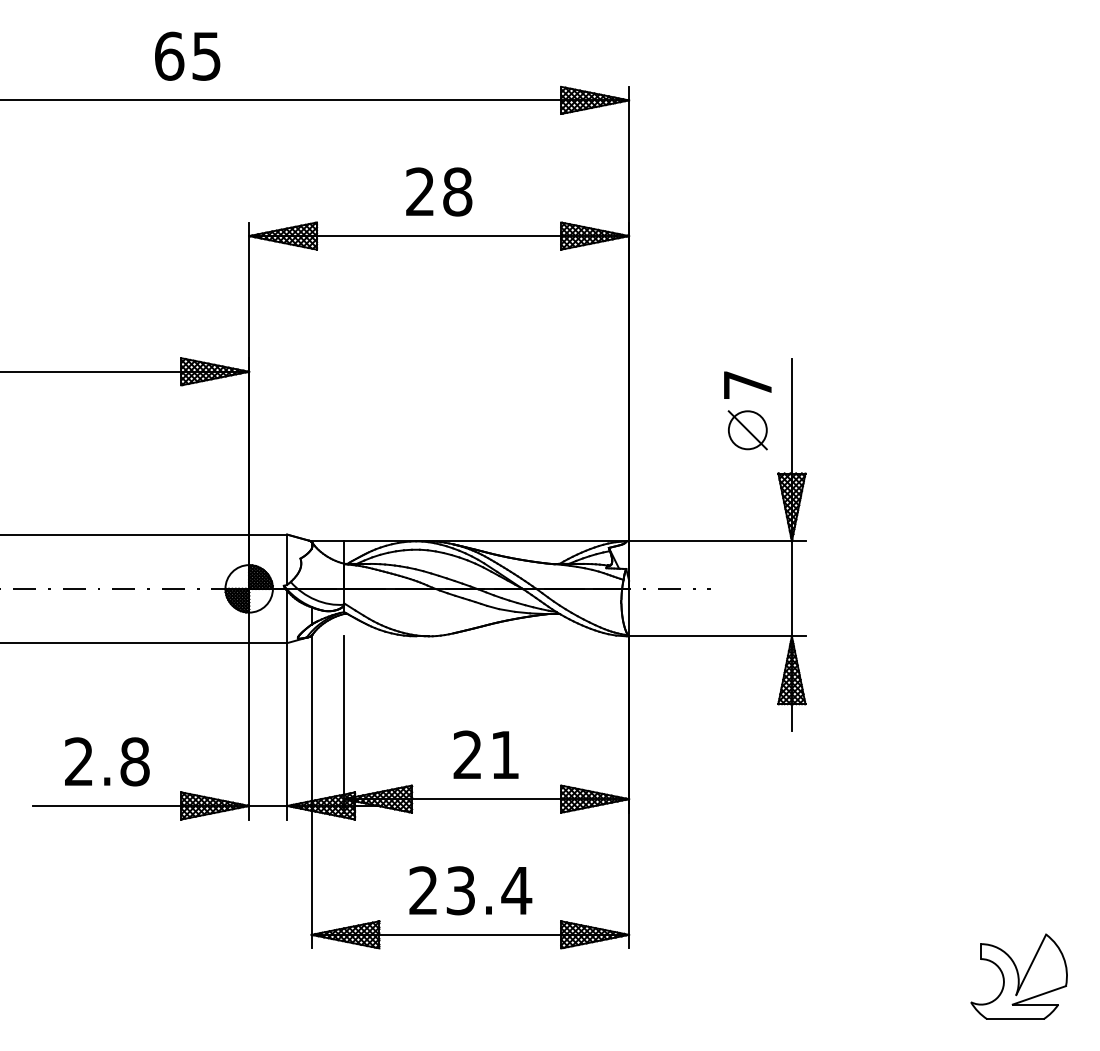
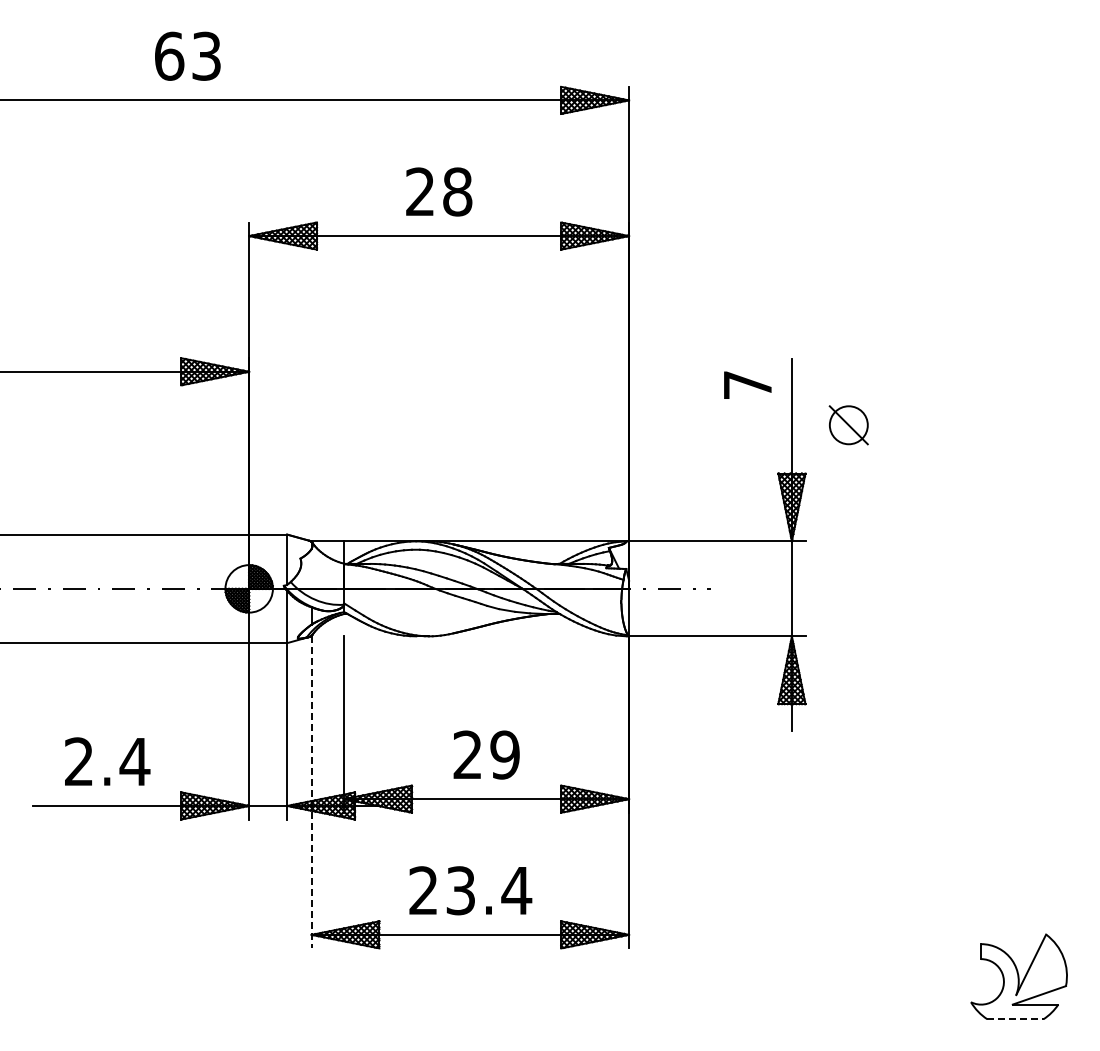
text: 65 -> 63 (206, 55)
part position: (747, 430) -> (848, 425) (848, 425)
text: 21 -> 29 (504, 754)
text: 2.8 -> 2.4 (134, 761)
line: solid -> dashed (311, 792)
line: solid -> dashed (1015, 1019)
